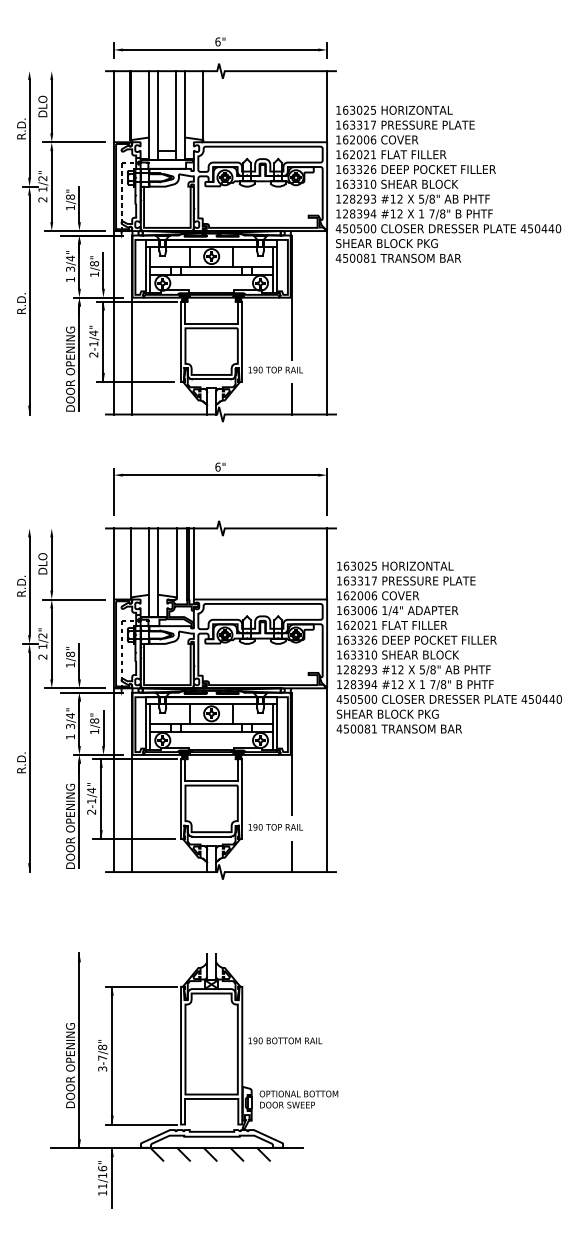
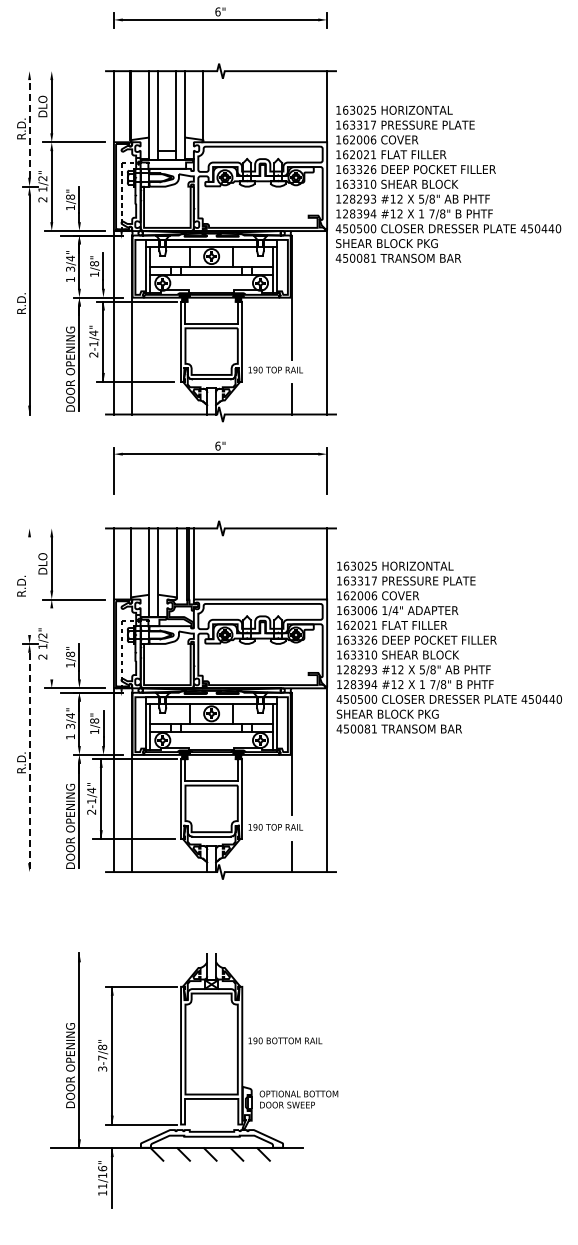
part position: (220, 47) -> (220, 17) (220, 17)
line: solid -> dashed (29, 128)
part position: (220, 475) -> (220, 454) (220, 454)
line: present -> none (29, 586)
line: present -> none (51, 643)
line: solid -> dashed (29, 762)
